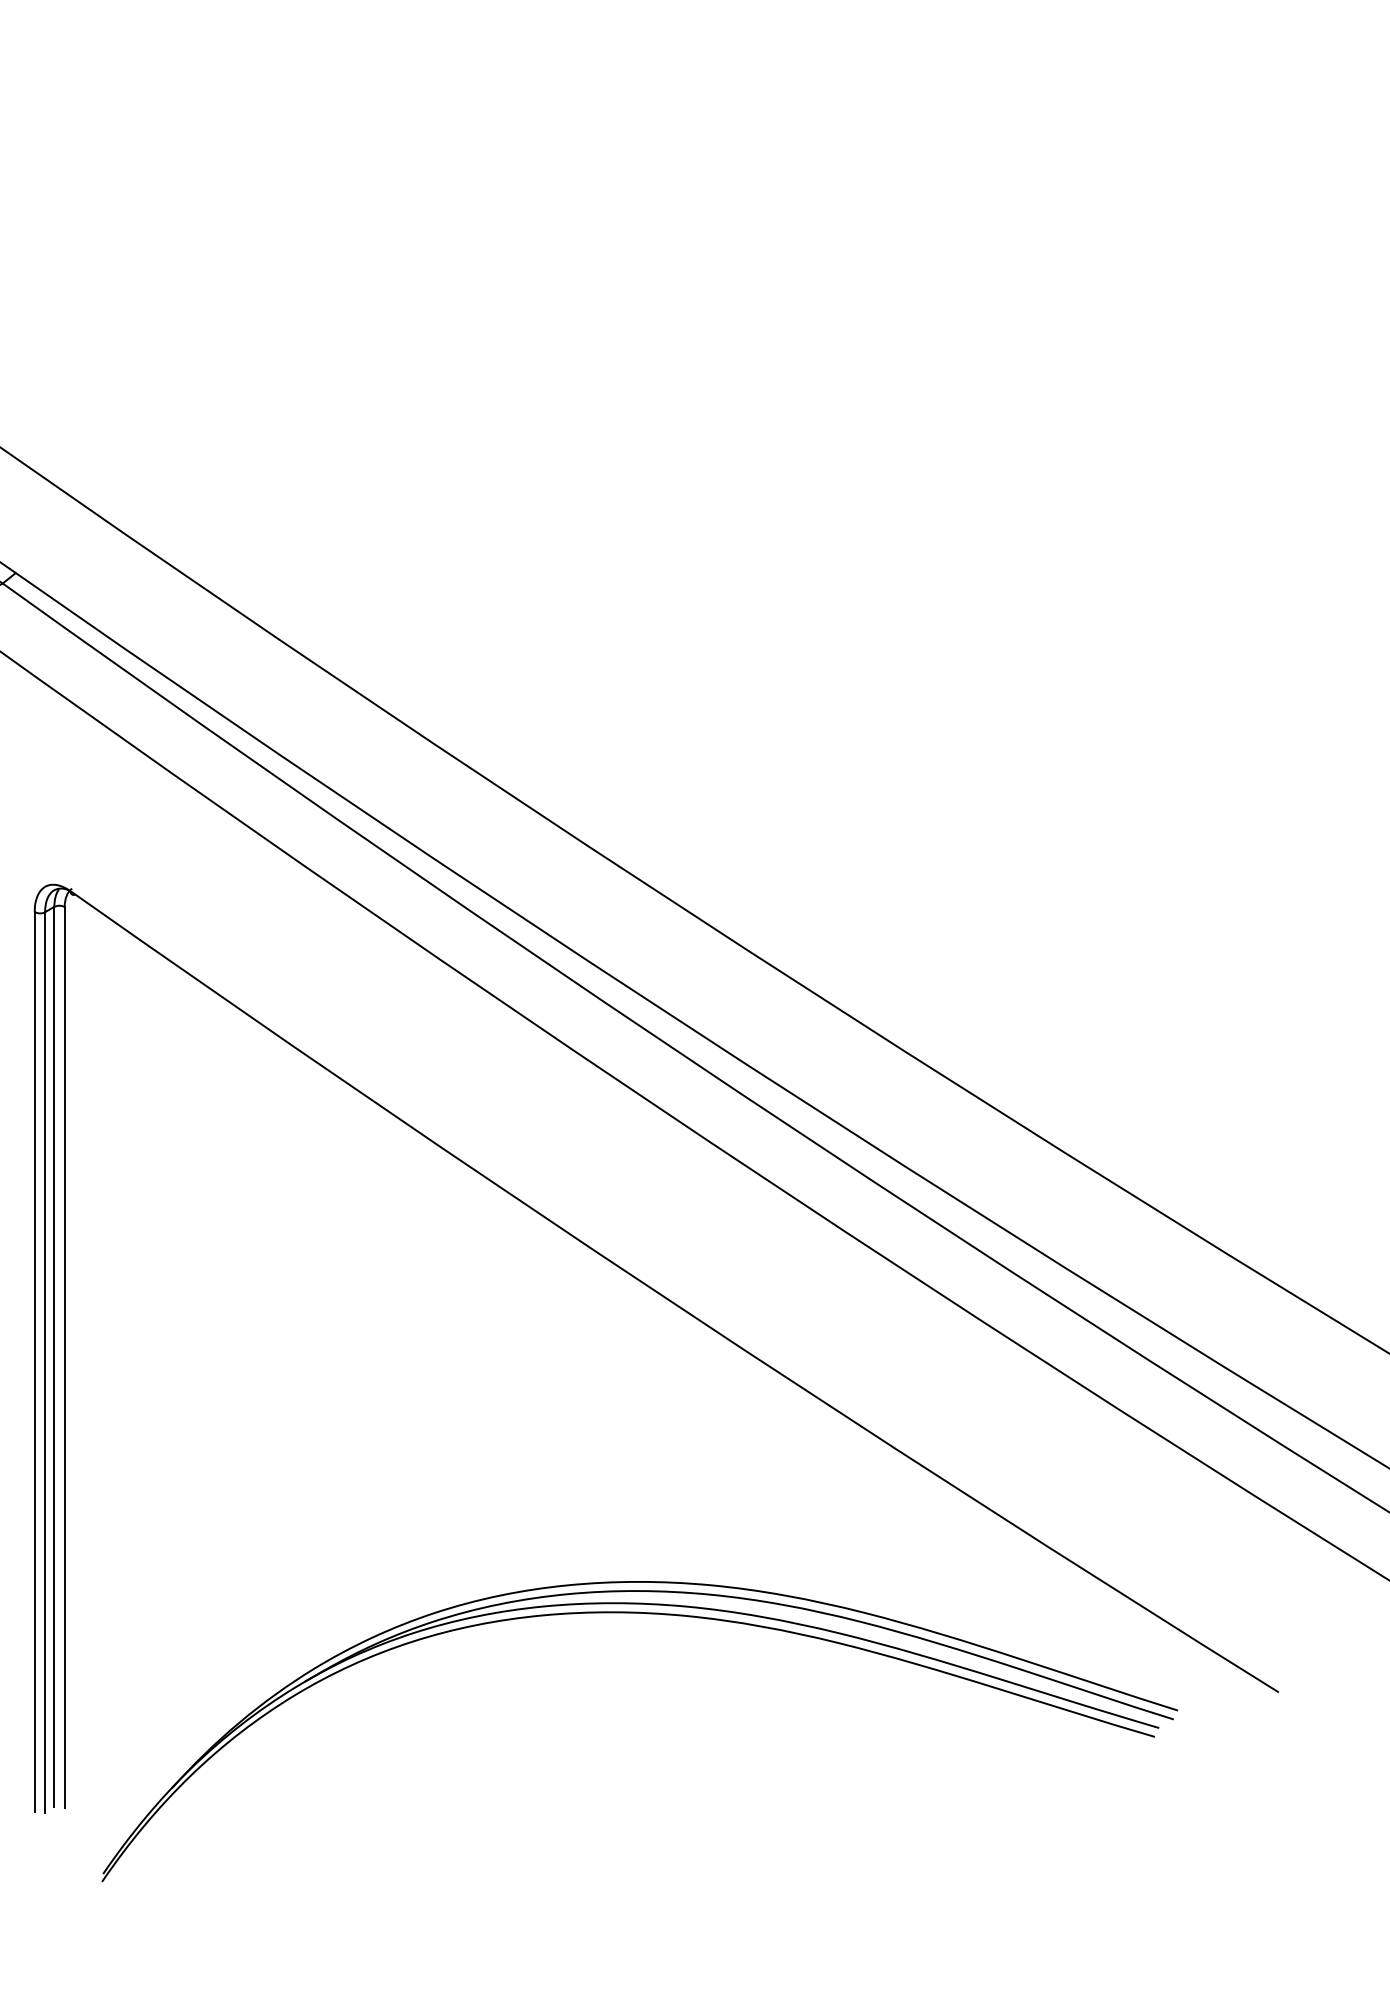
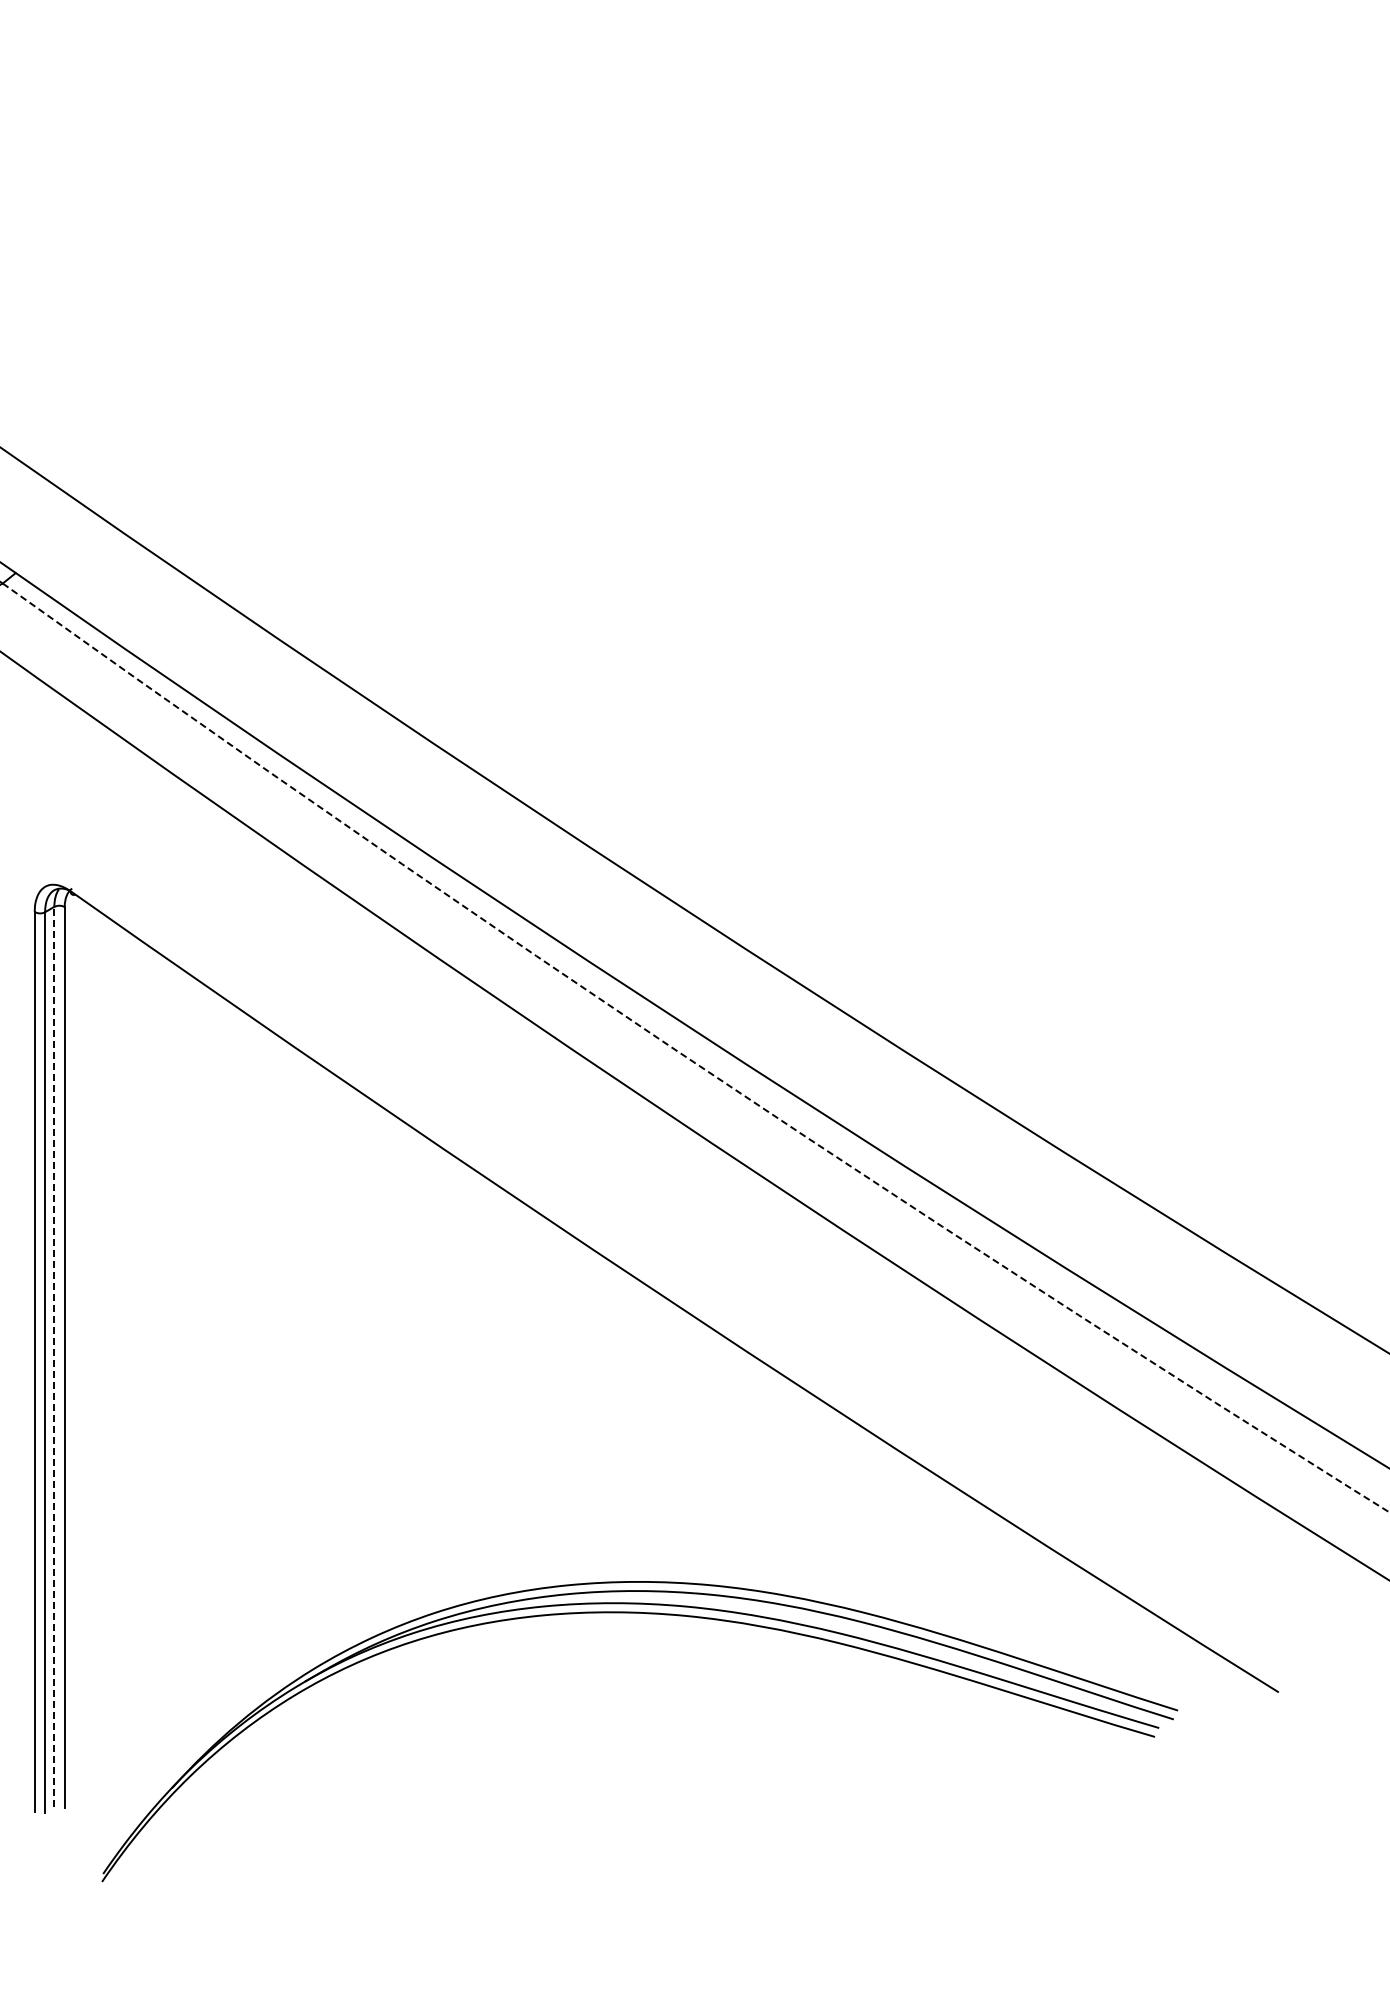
arc: solid -> dashed (689, 1059)
line: solid -> dashed (54, 1356)
